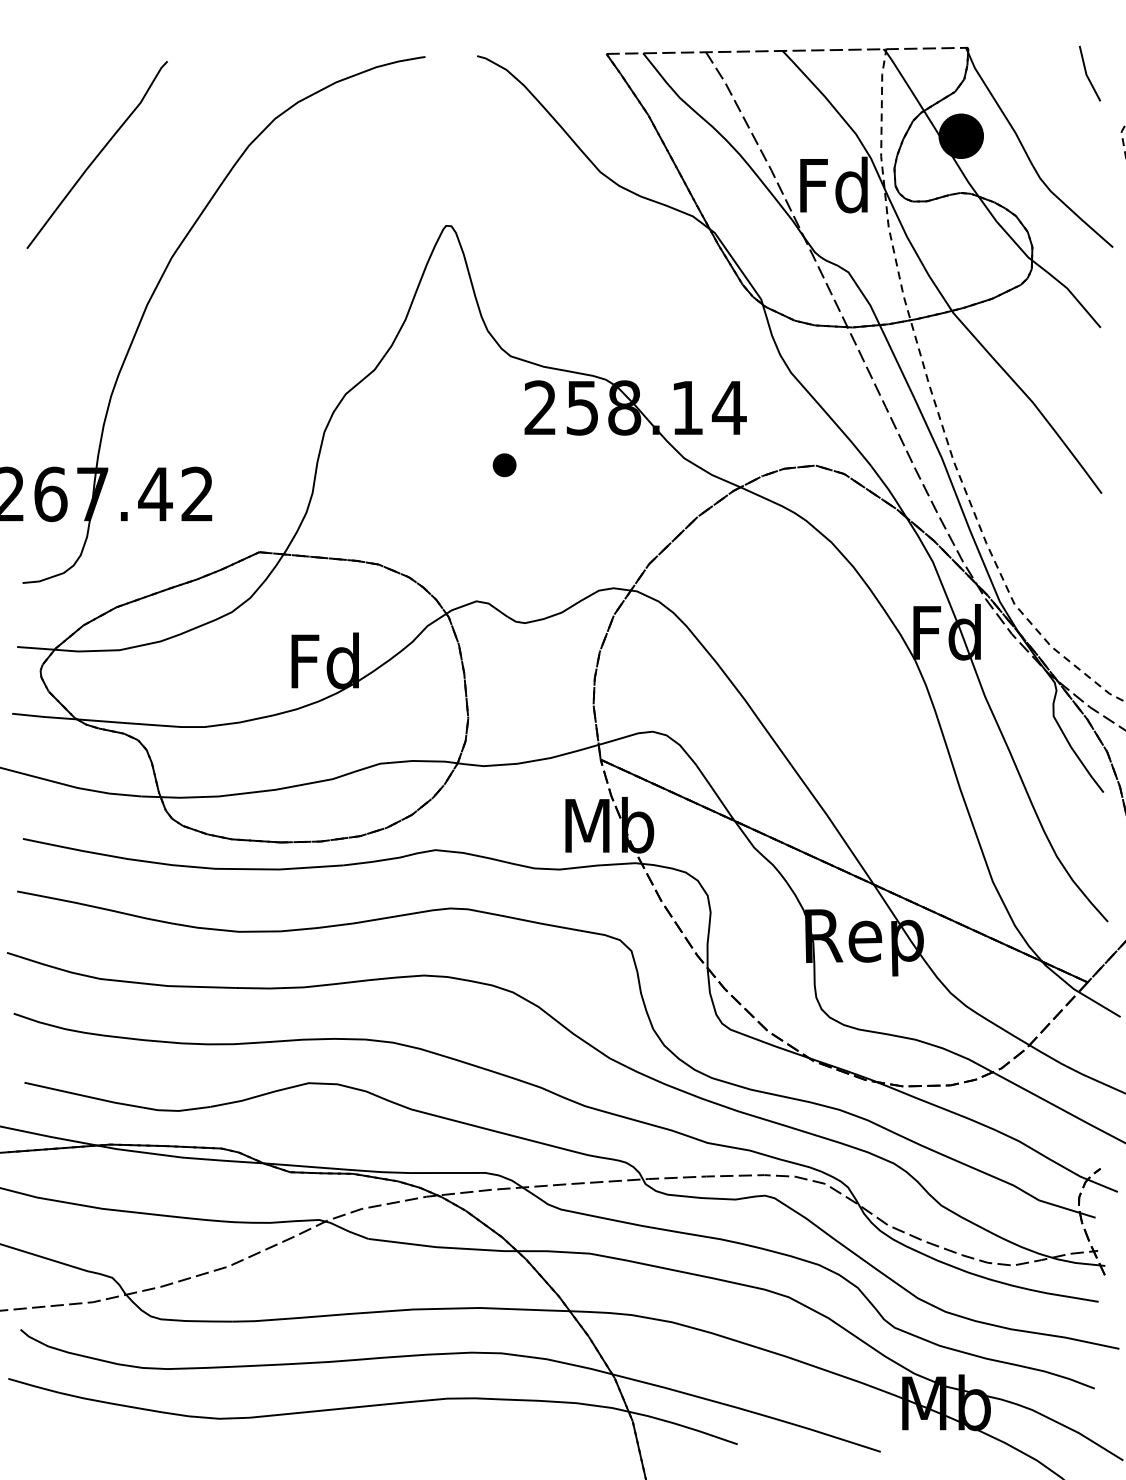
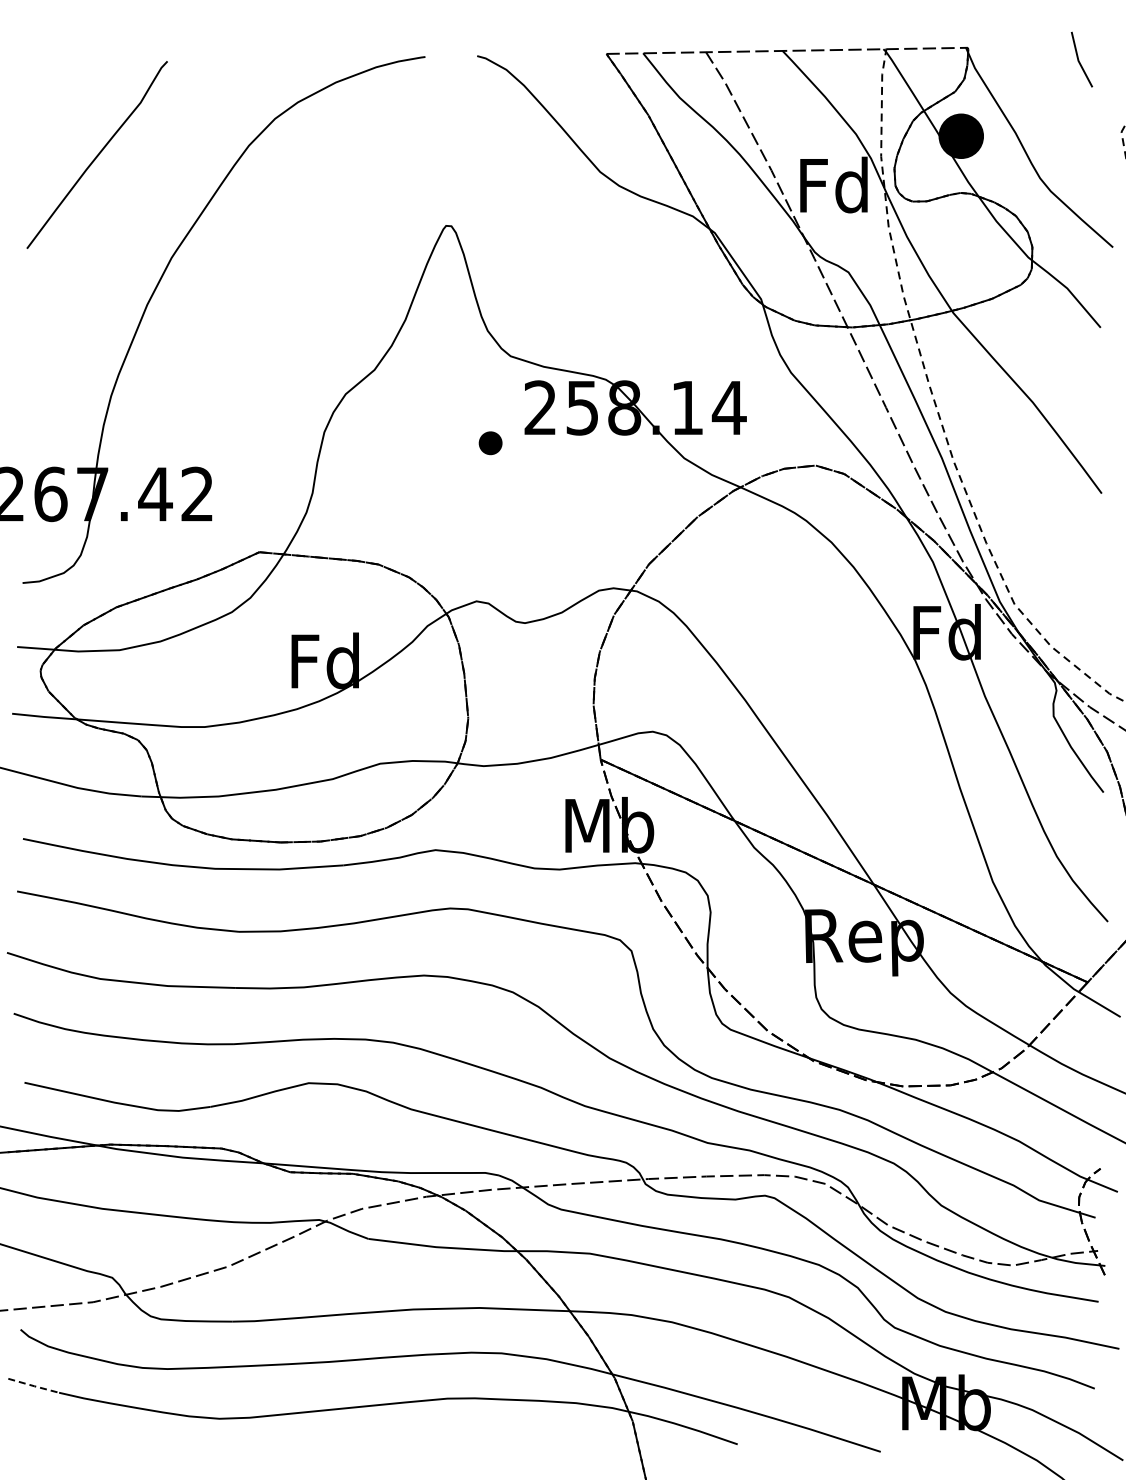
line position: (1087, 73) -> (1079, 59) (1079, 59)
part position: (504, 465) -> (490, 443) (490, 443)
line: solid -> dashed (34, 1386)
